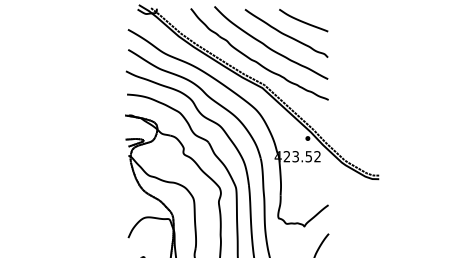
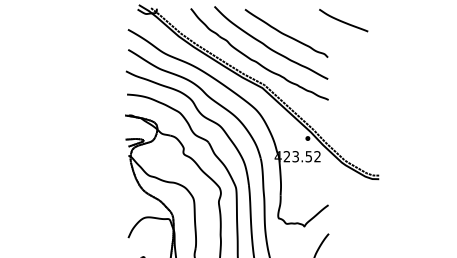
curve position: (302, 20) -> (342, 20) (342, 20)
